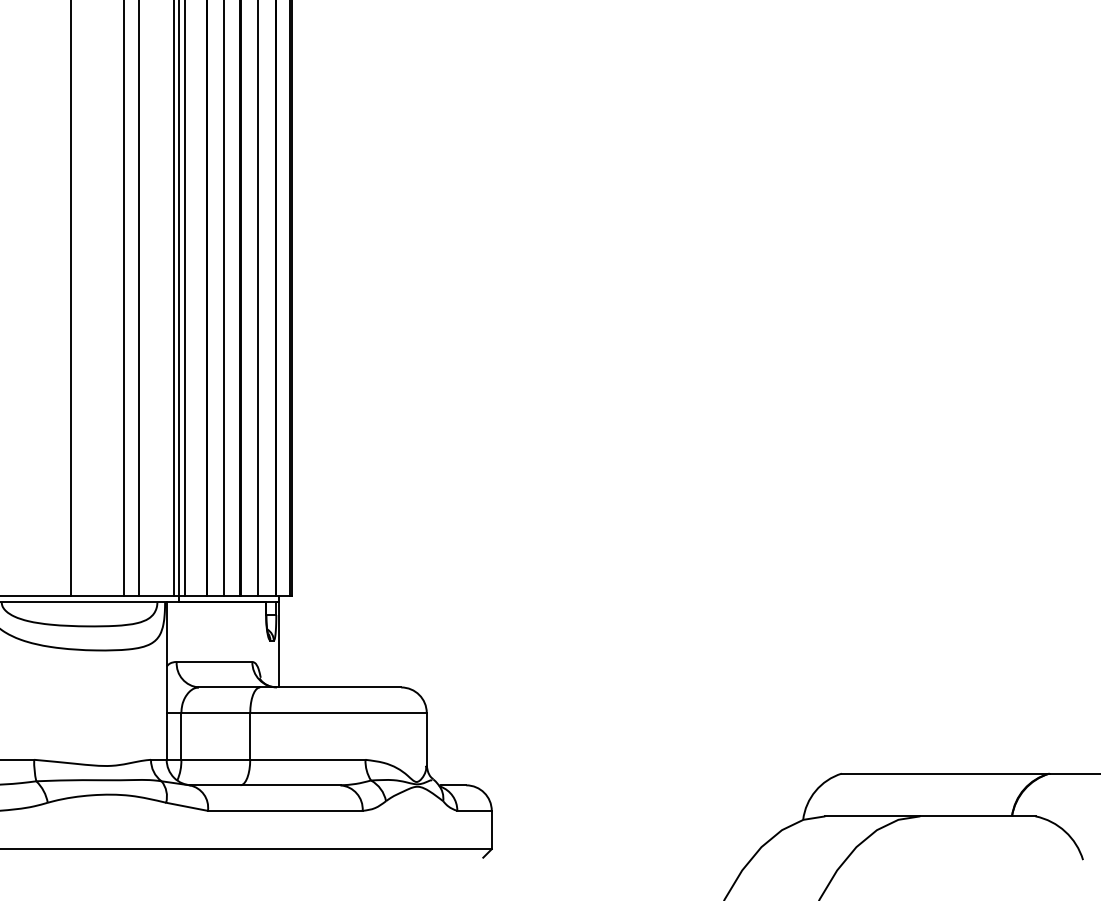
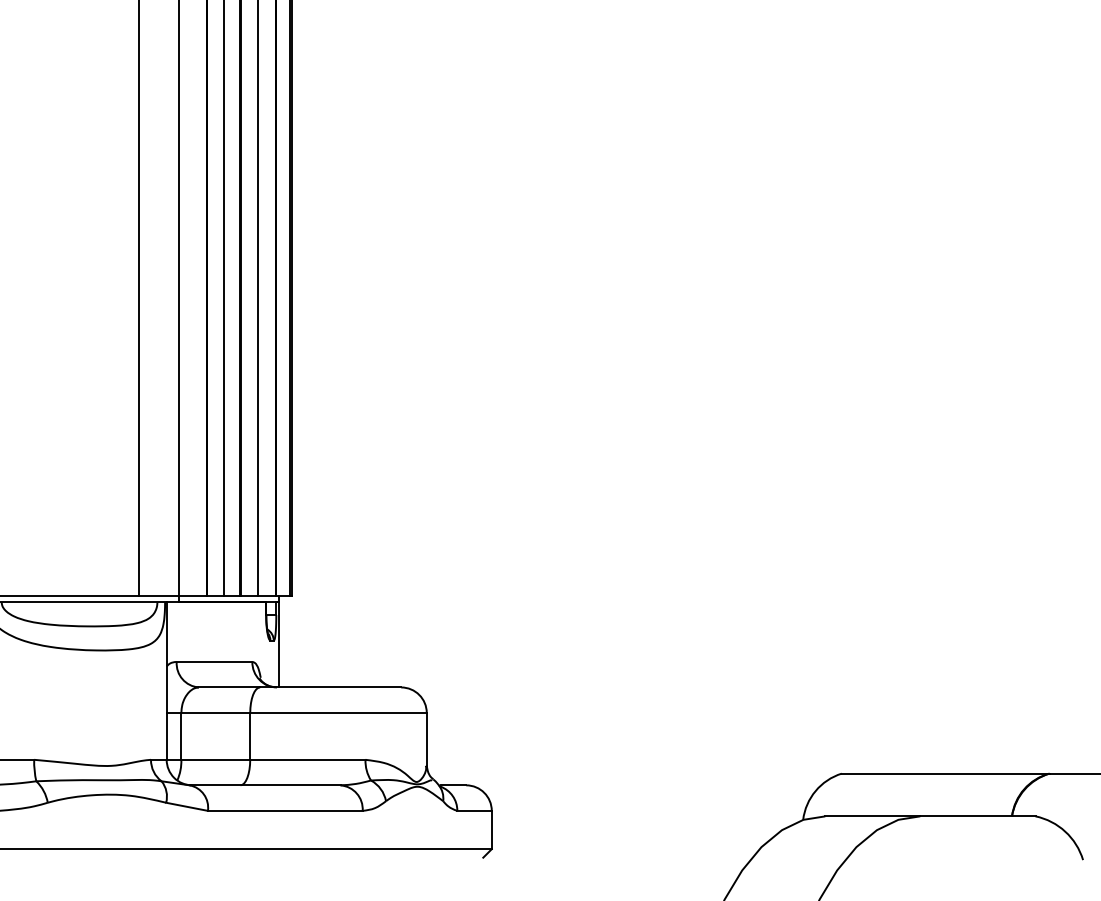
line: present -> none (71, 298)
line: present -> none (123, 298)
line: present -> none (174, 298)
line: present -> none (184, 298)
